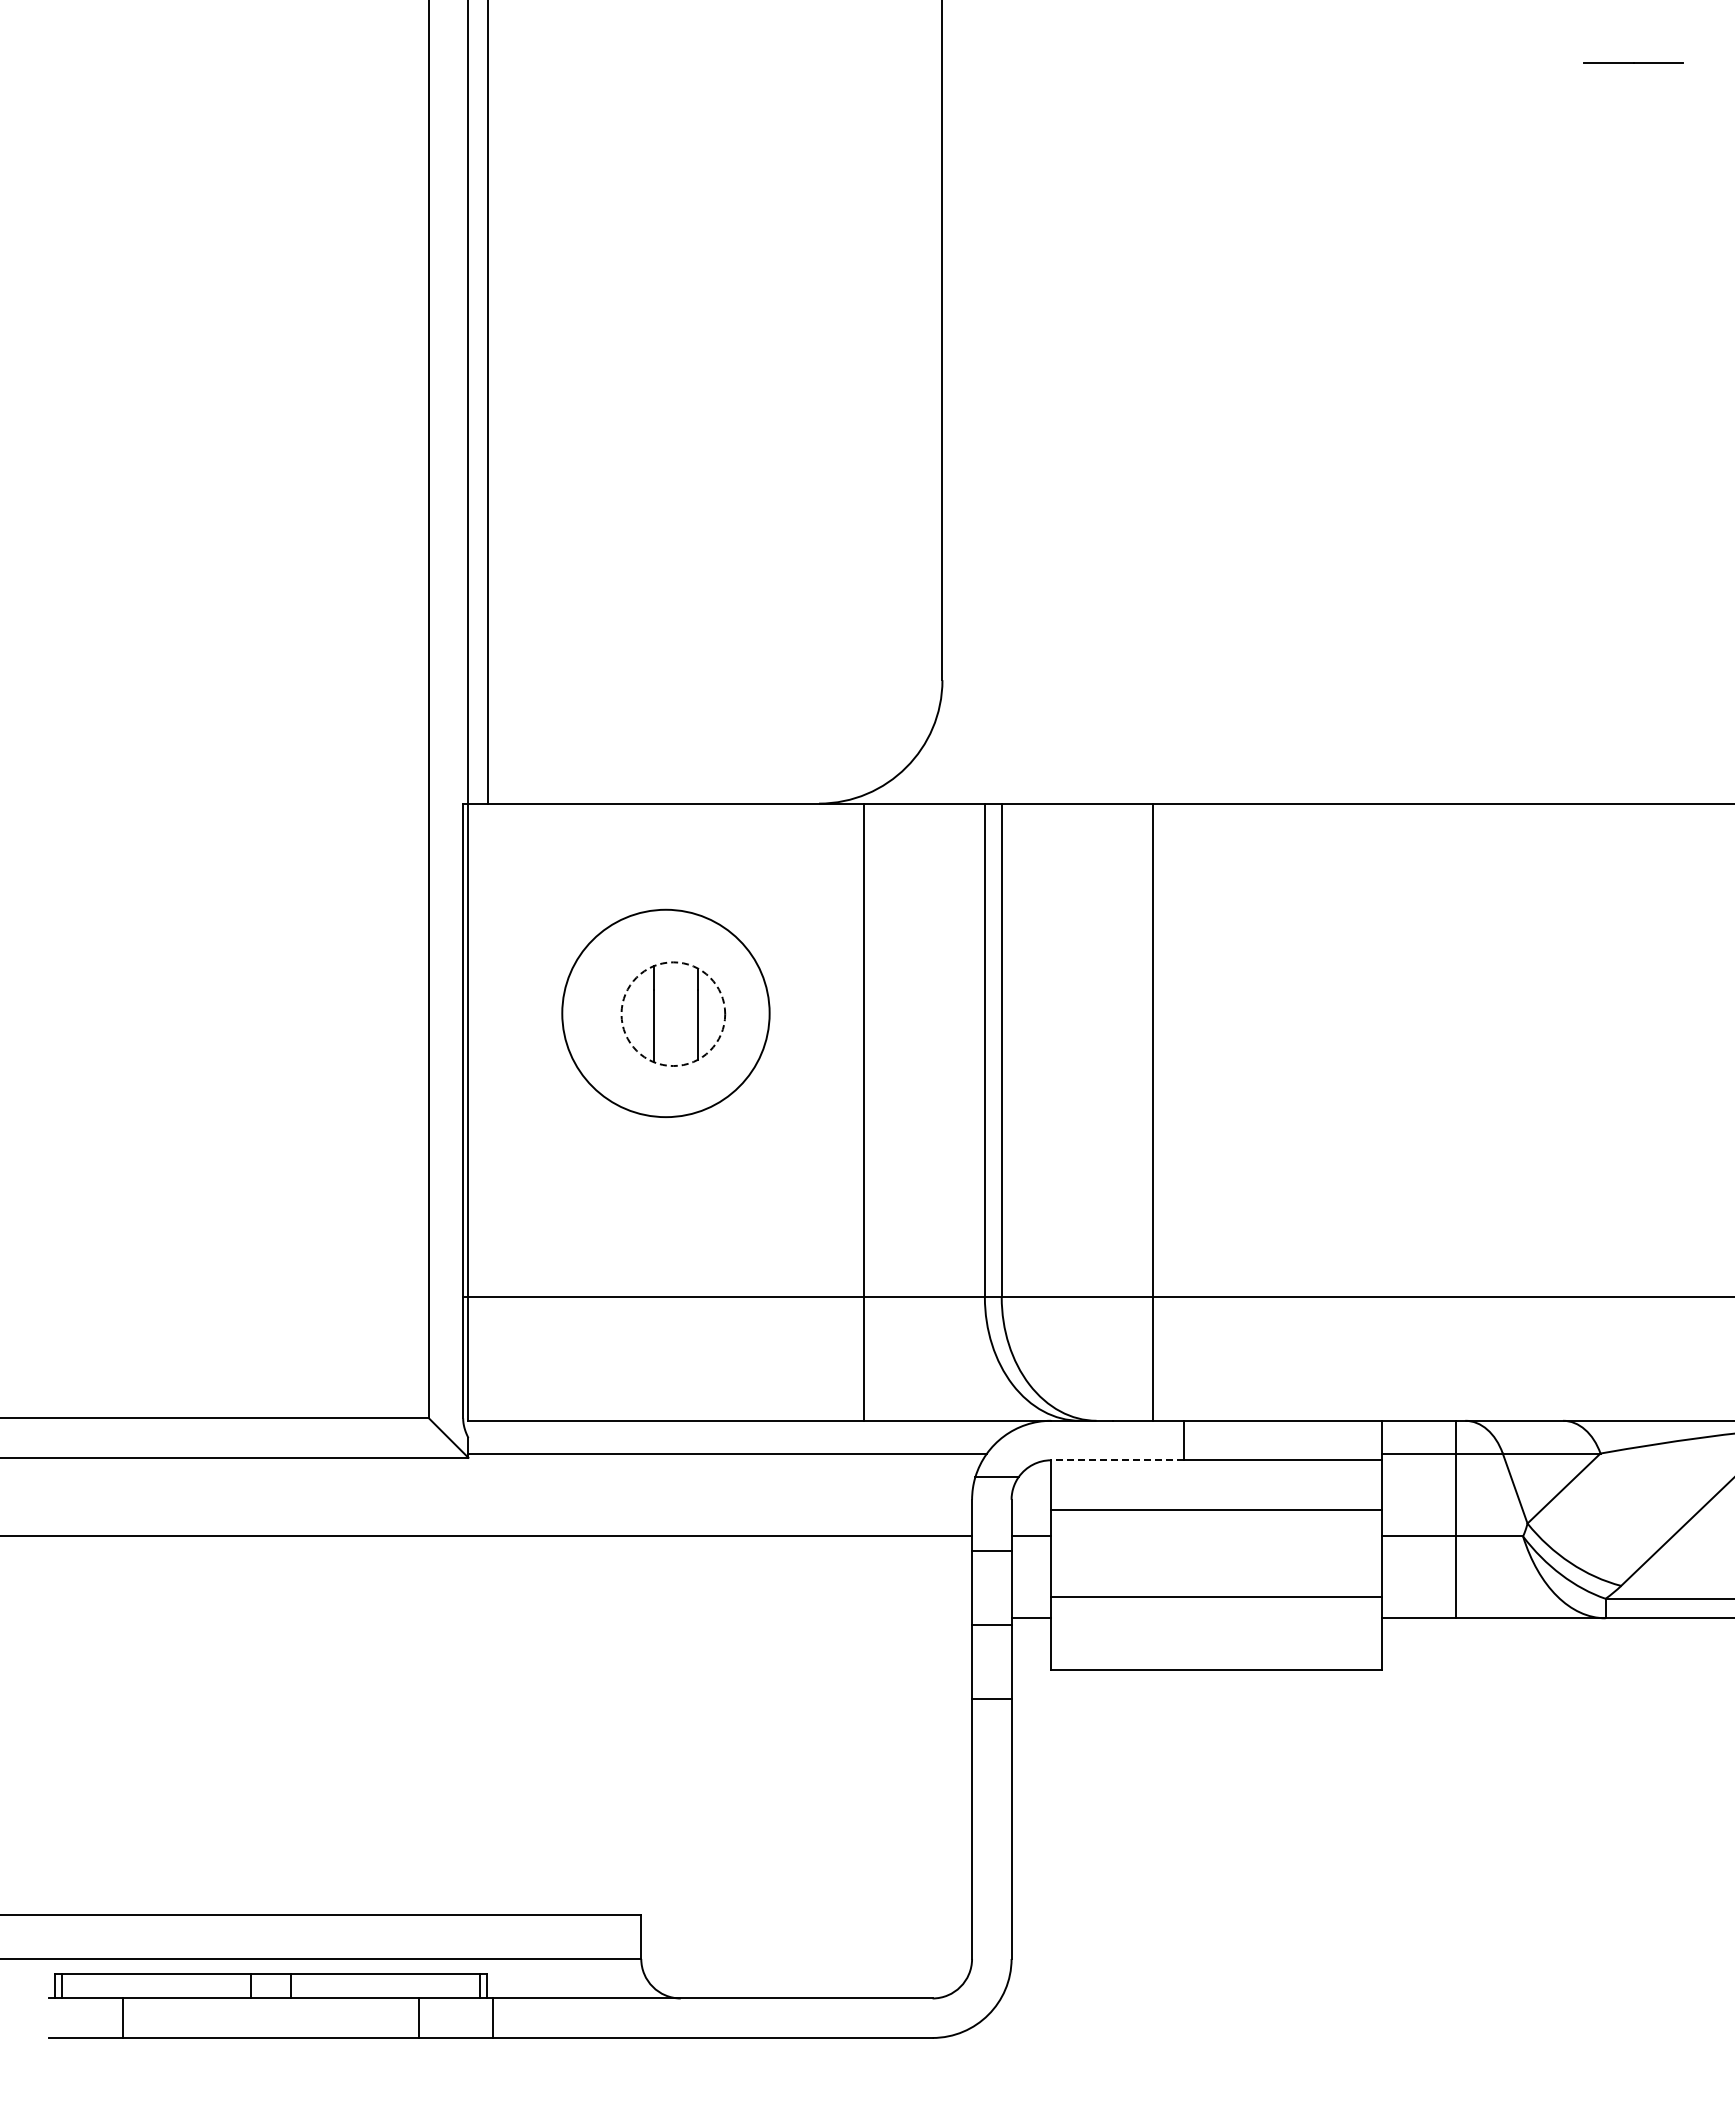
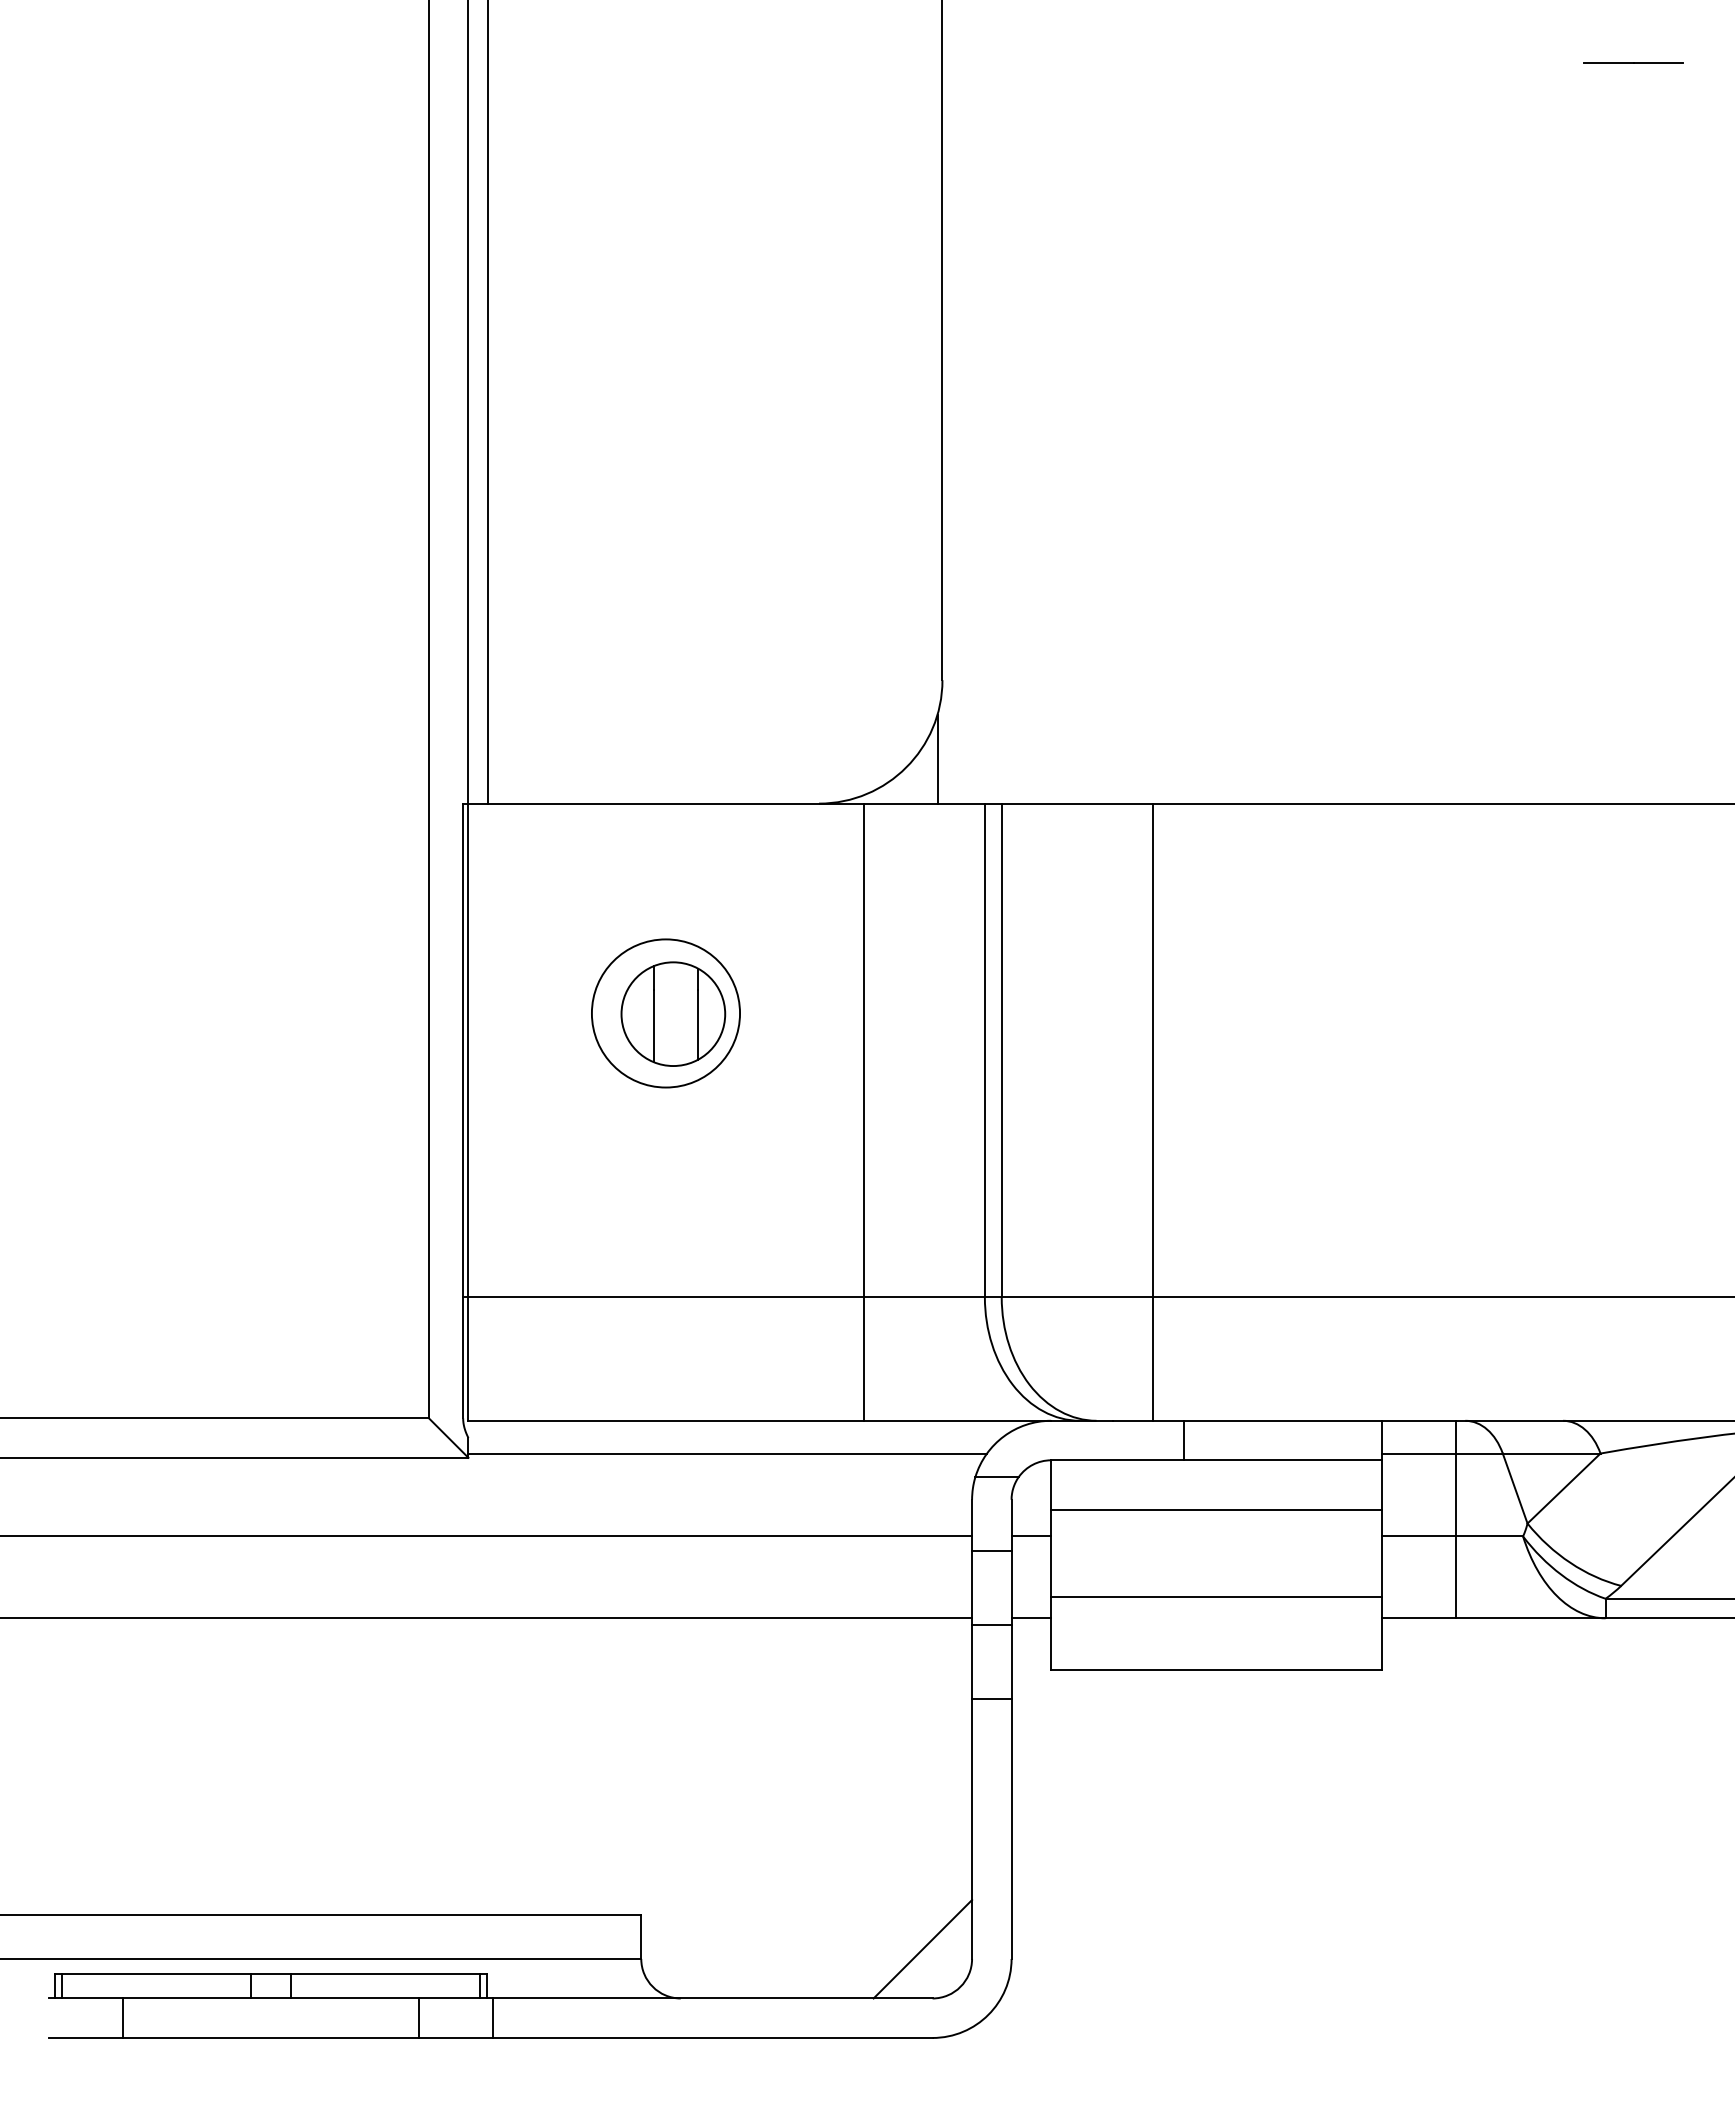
line: none -> present (937, 758)
circle diameter: 207 px -> 148 px (665, 1013)
circle: dashed -> solid (673, 1014)
line: dashed -> solid (1117, 1460)
line: none -> present (487, 1618)
line: none -> present (922, 1949)
